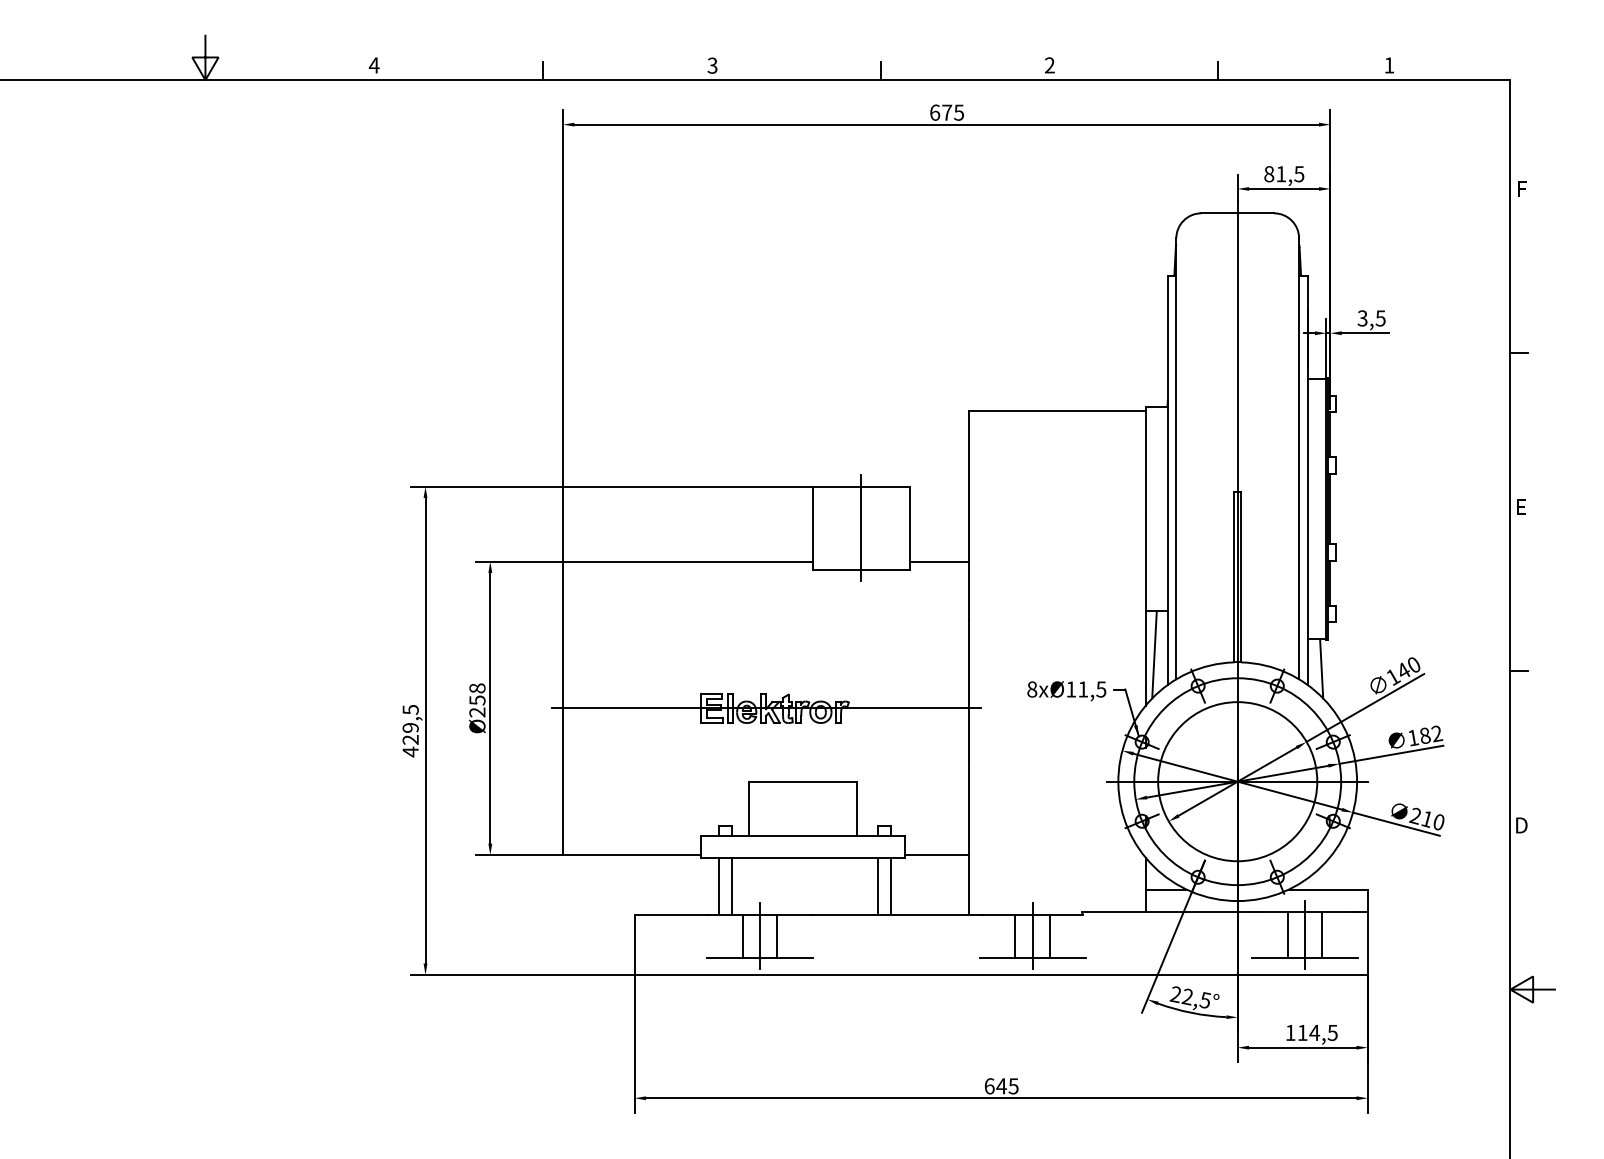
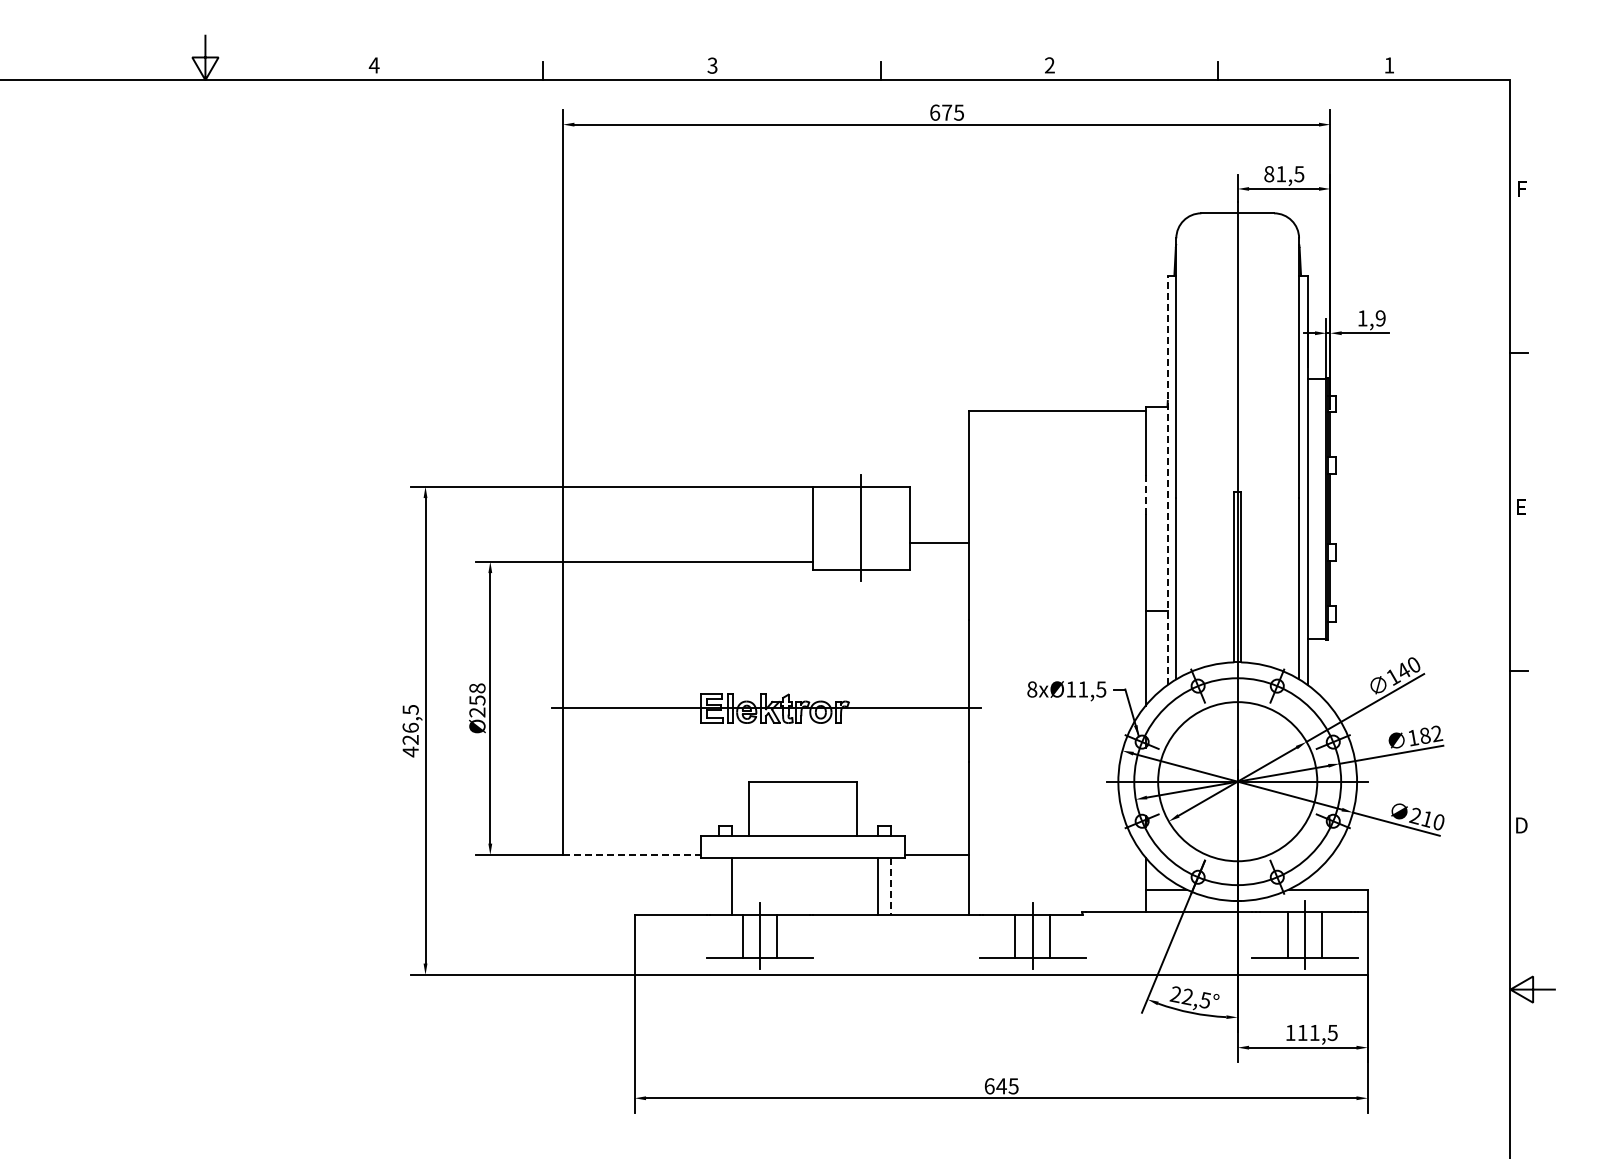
text: 3,5 -> 1,9 (1371, 318)
line: solid -> dashed (1167, 480)
line: solid -> dashed (1145, 495)
line position: (939, 561) -> (939, 542) (939, 542)
line: present -> none (1154, 654)
line: present -> none (1321, 668)
text: 429,5 -> 426,5 (410, 727)
line: solid -> dashed (631, 855)
line: present -> none (718, 886)
line: solid -> dashed (890, 887)
text: 114,5 -> 111,5 (1314, 1032)
